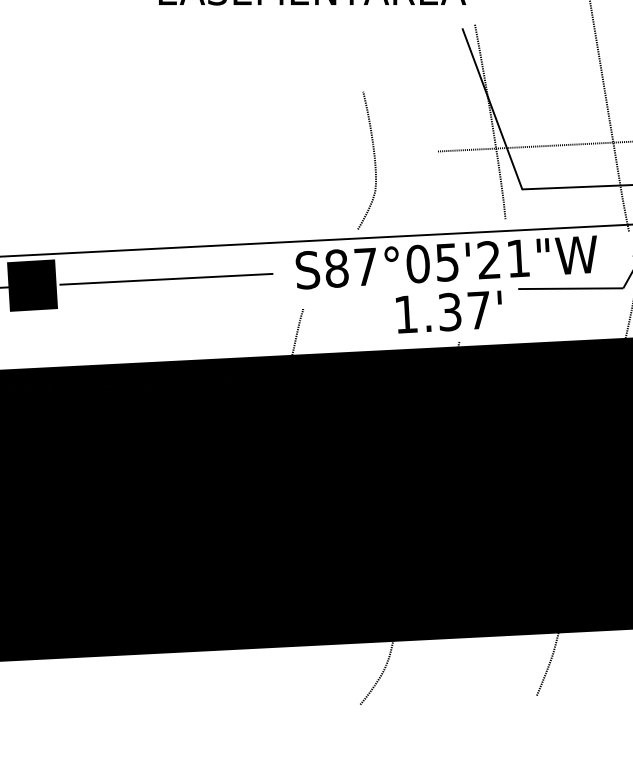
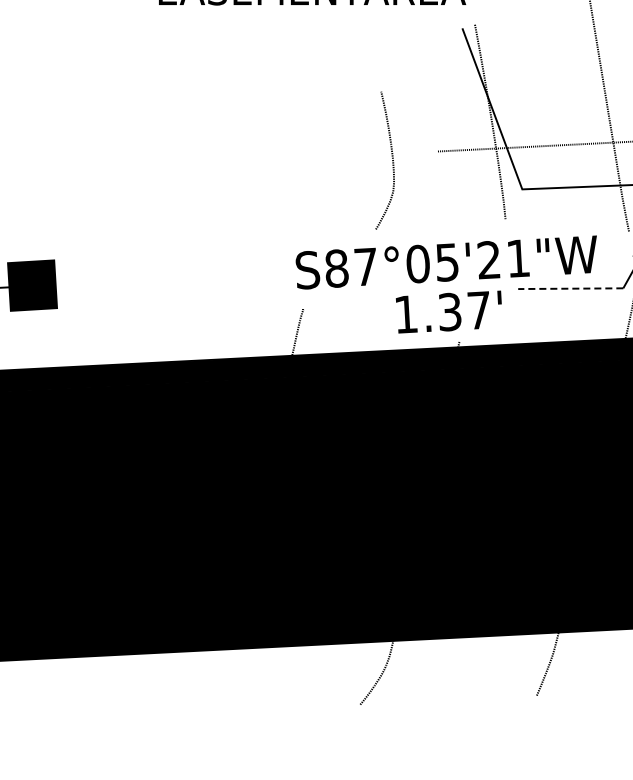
curve position: (374, 160) -> (392, 160) (392, 160)
line: present -> none (315, 240)
line: present -> none (166, 278)
line: solid -> dashed (570, 288)
